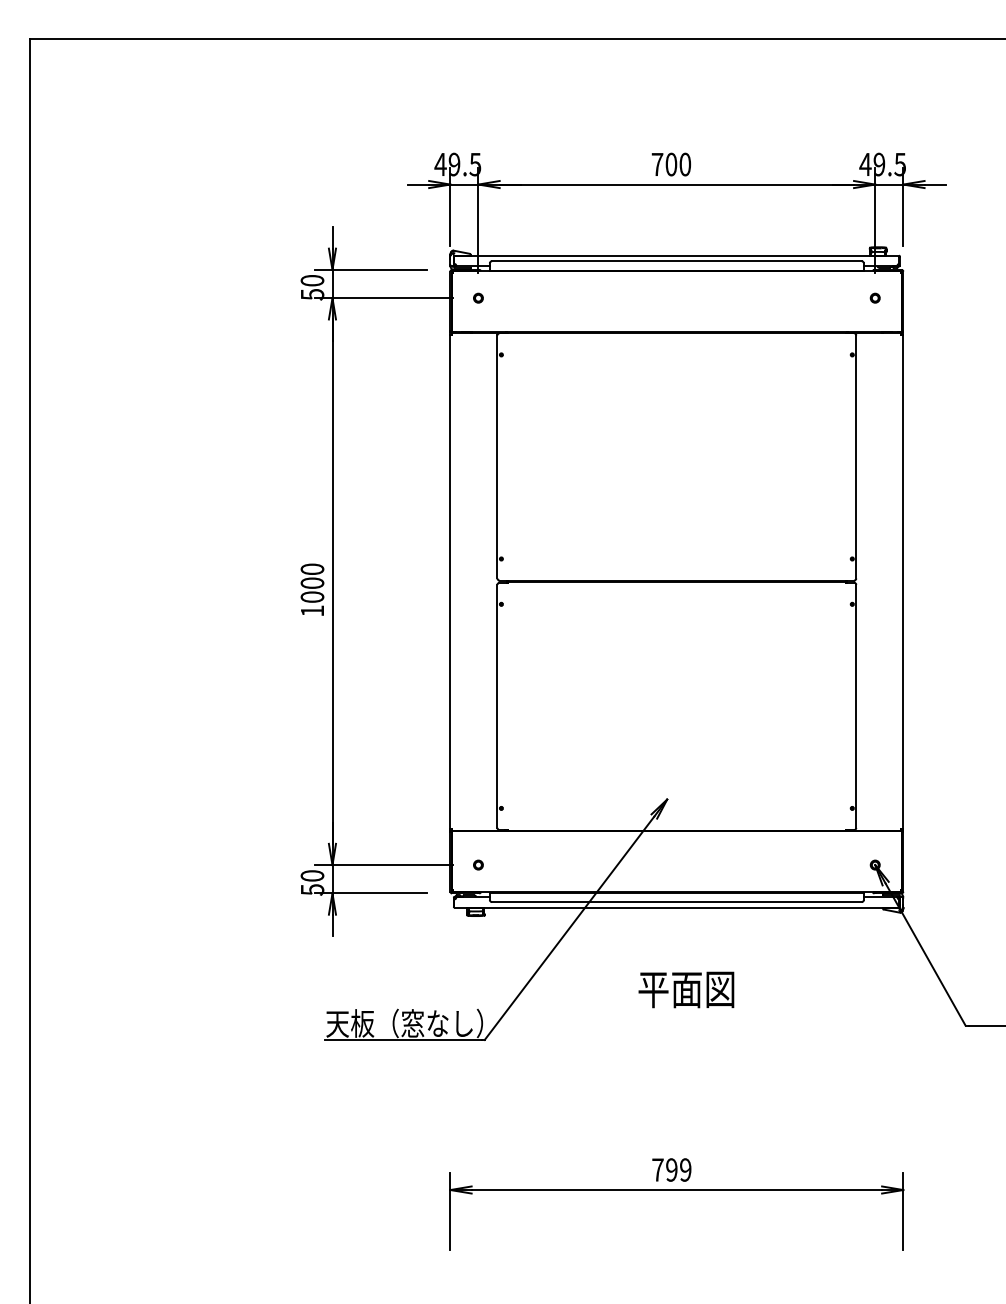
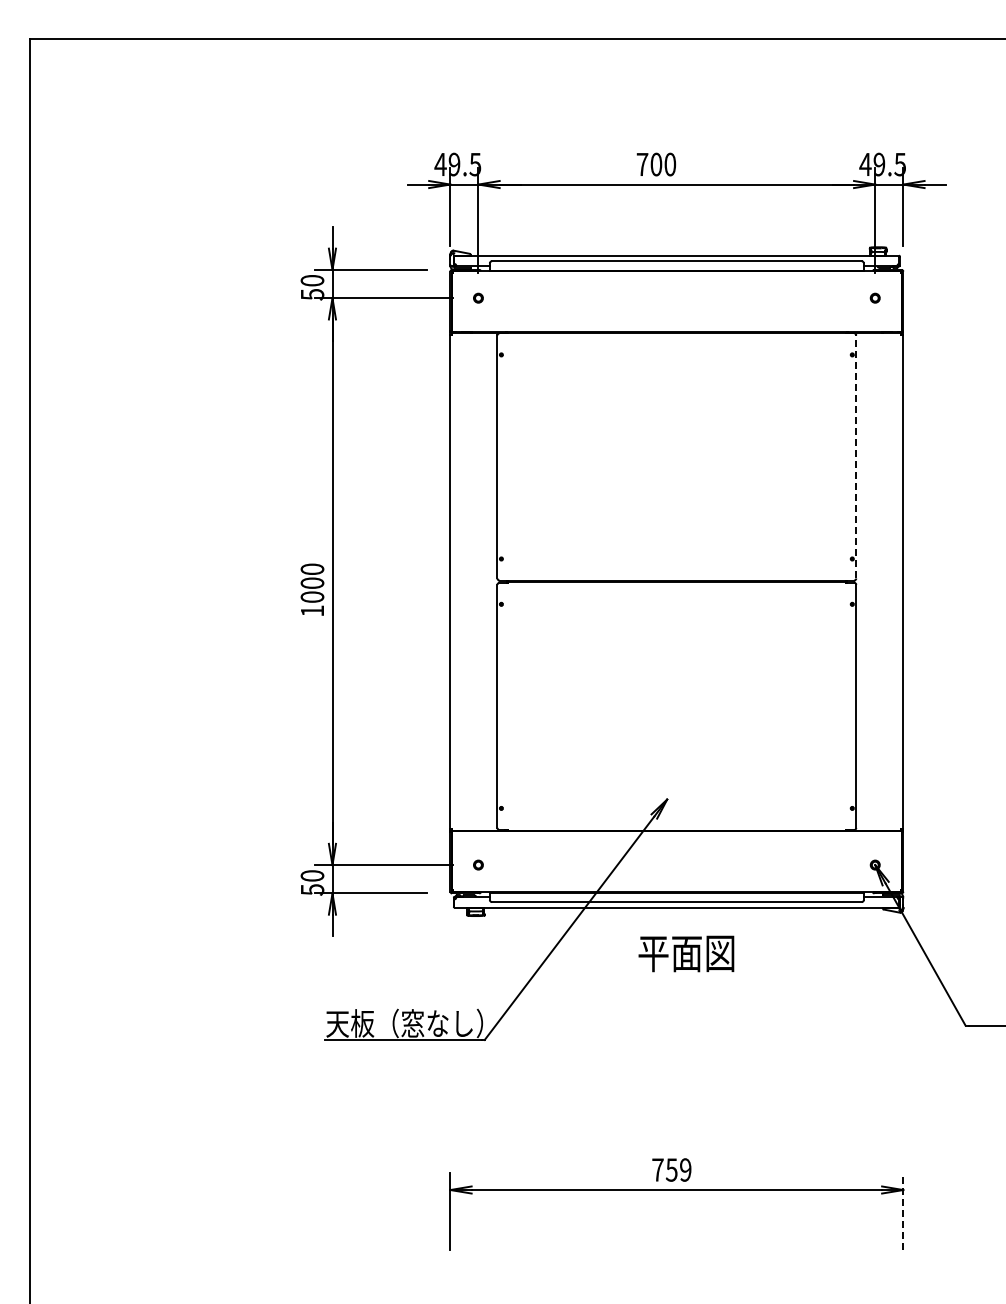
text position: (670, 164) -> (655, 164) (655, 164)
line: solid -> dashed (856, 456)
text position: (686, 989) -> (686, 953) (686, 953)
text: 799 -> 759 (671, 1169)
line: solid -> dashed (903, 1211)
